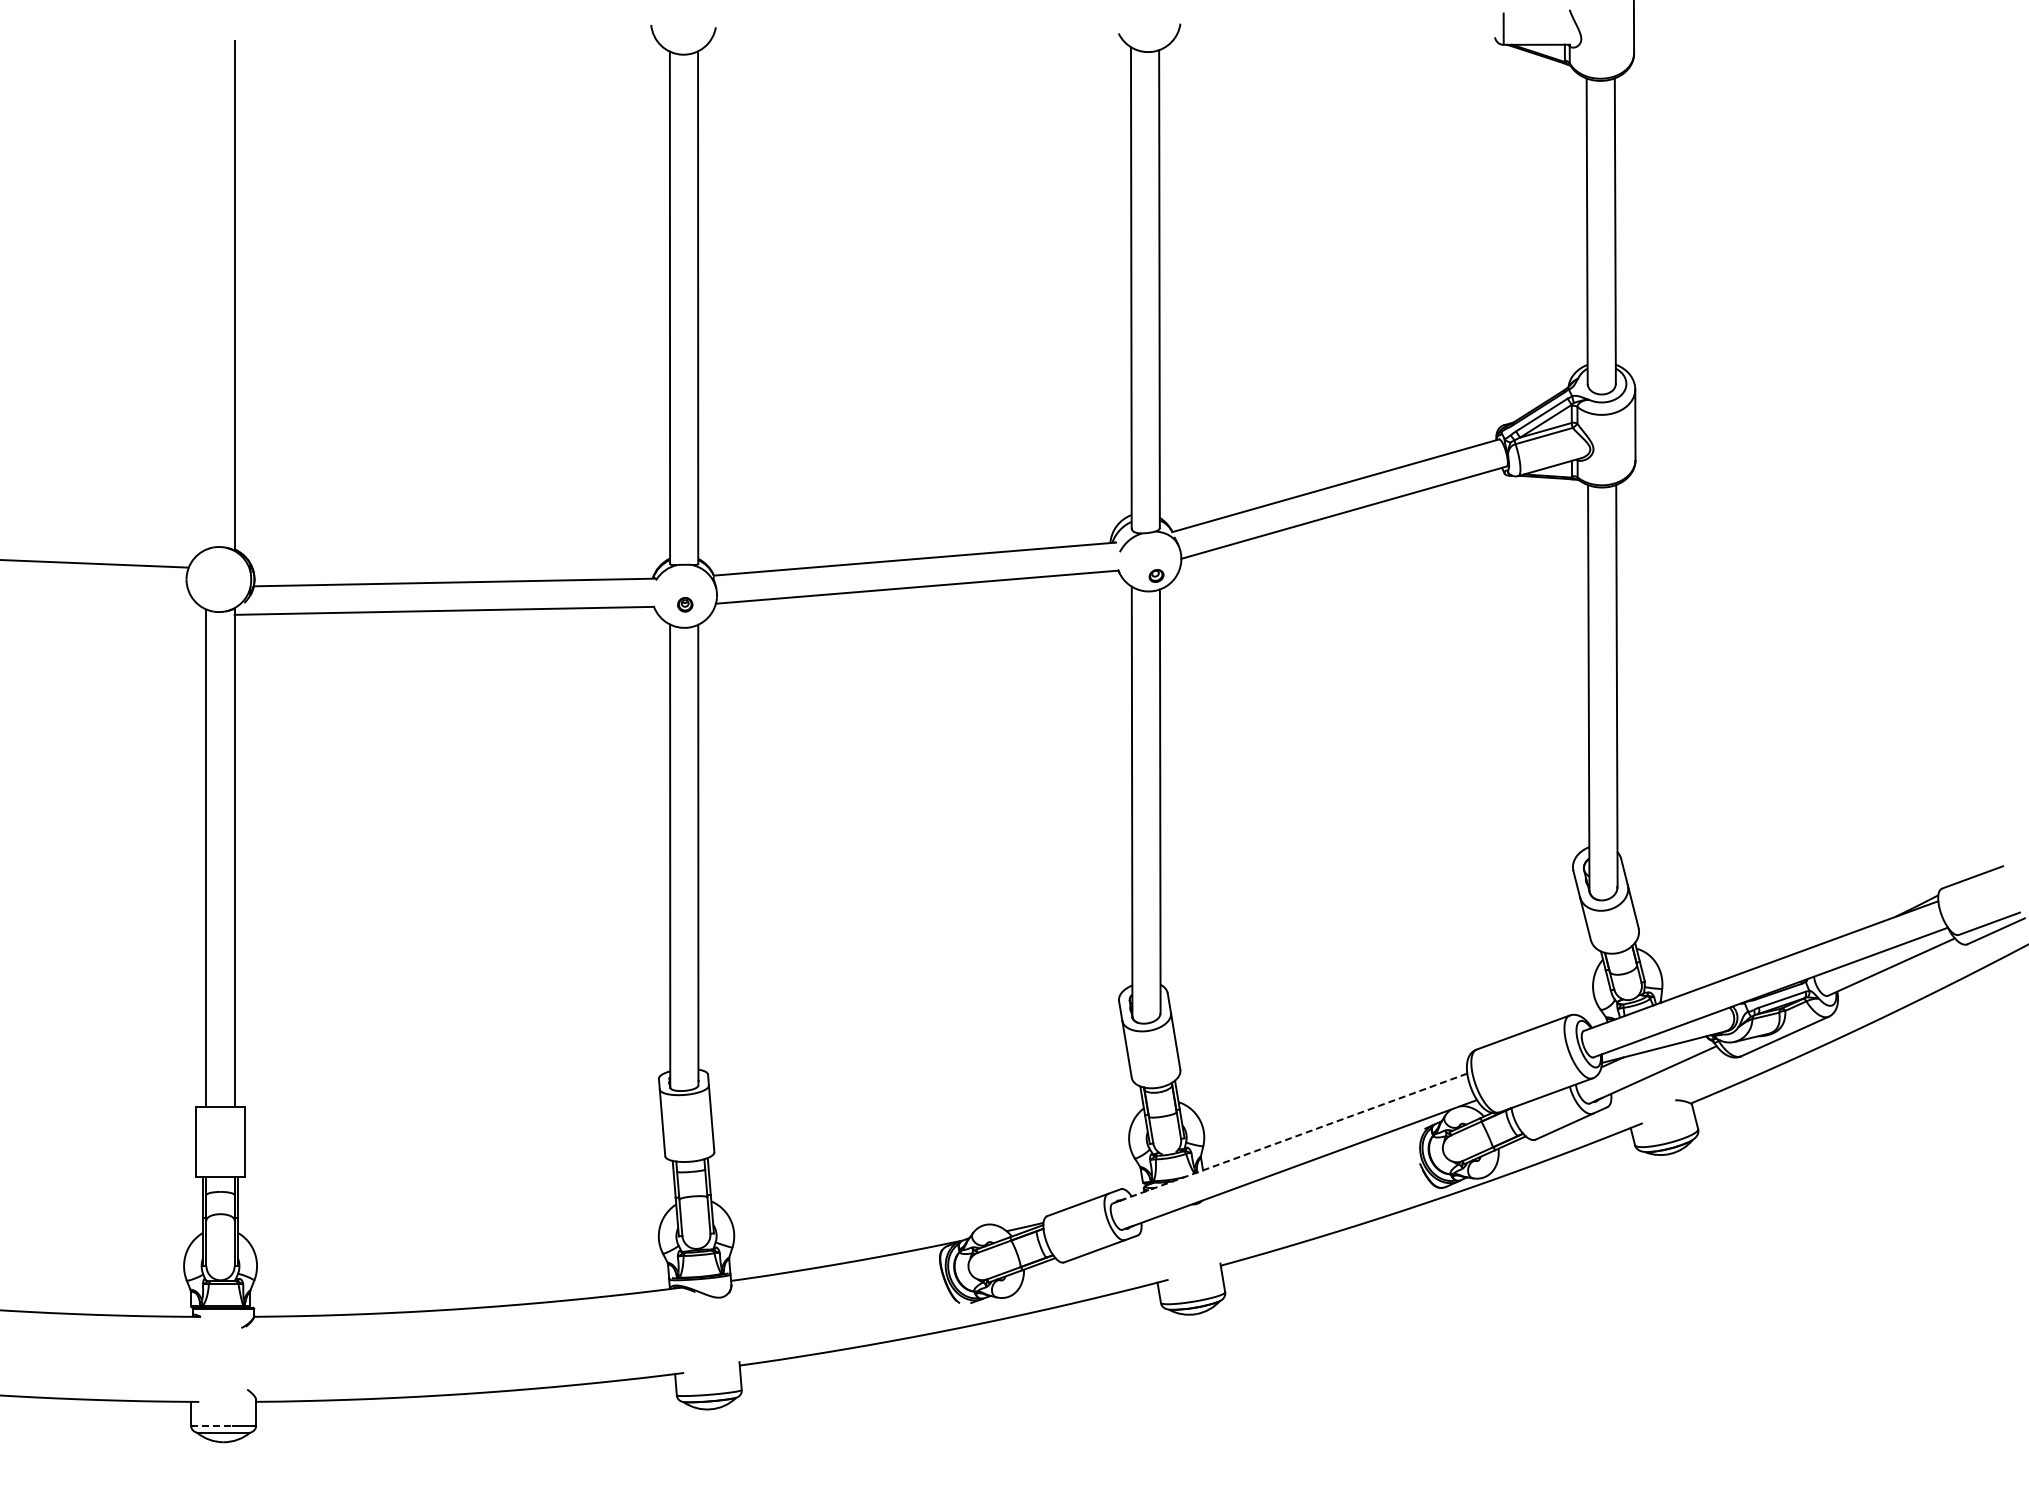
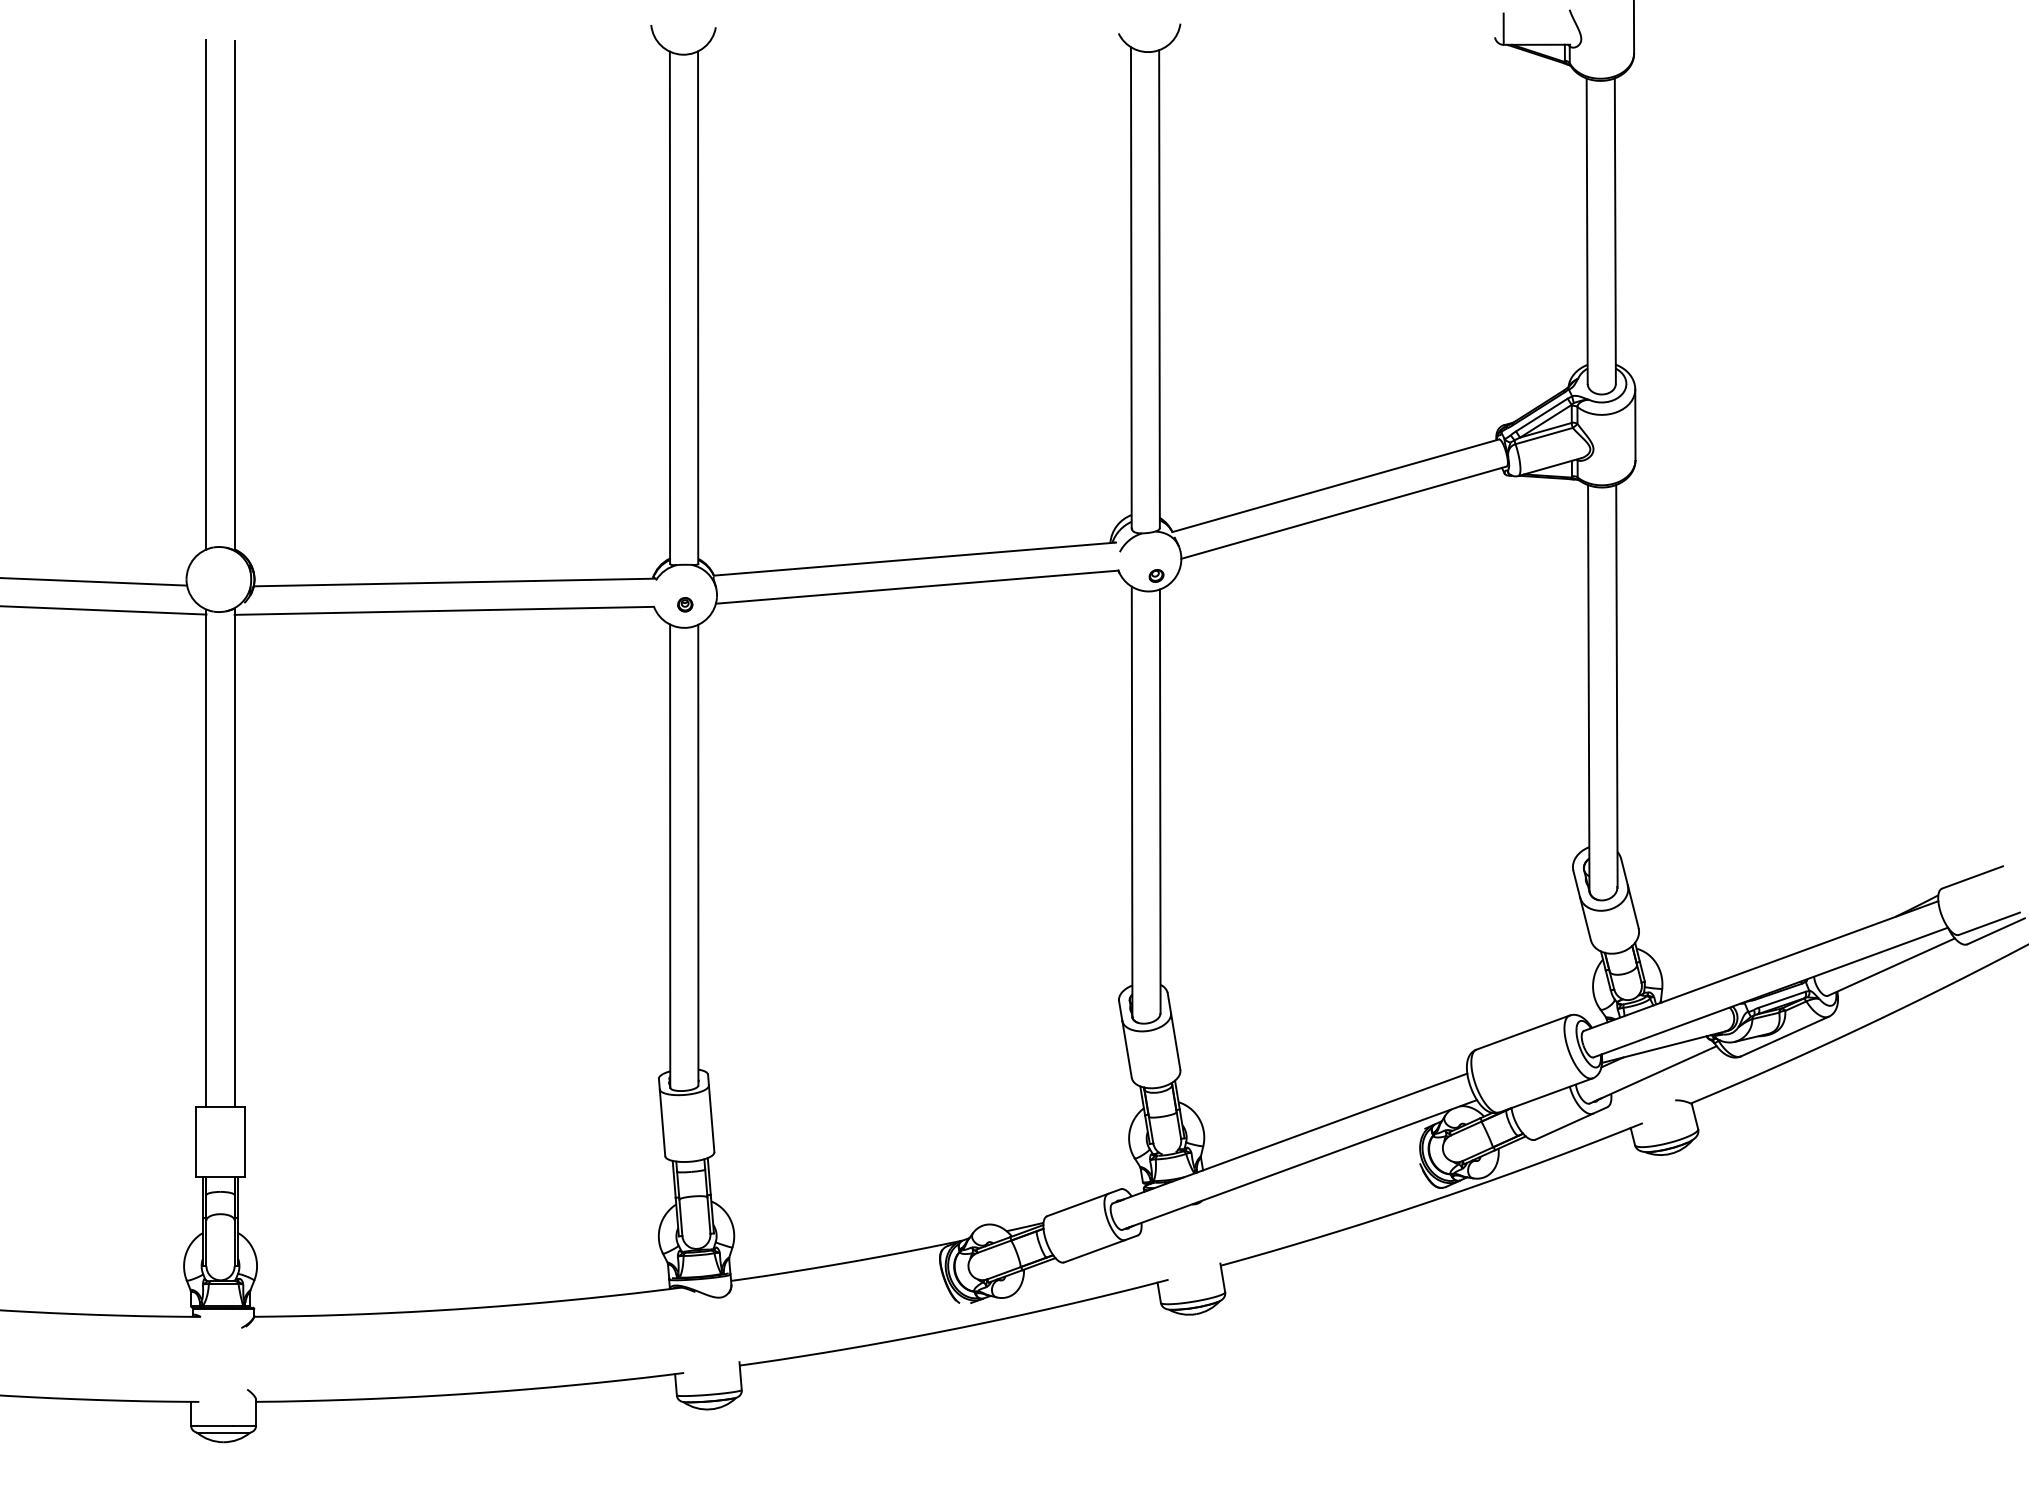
line: none -> present (206, 294)
line position: (95, 563) -> (94, 581) (94, 581)
line: none -> present (104, 610)
line: dashed -> solid (1290, 1138)
line: dashed -> solid (212, 1425)
